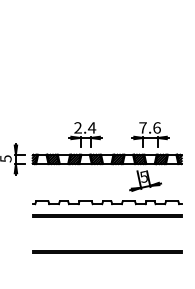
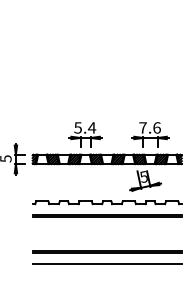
text: 2.4 -> 5.4 (77, 127)
line: none -> present (106, 263)
